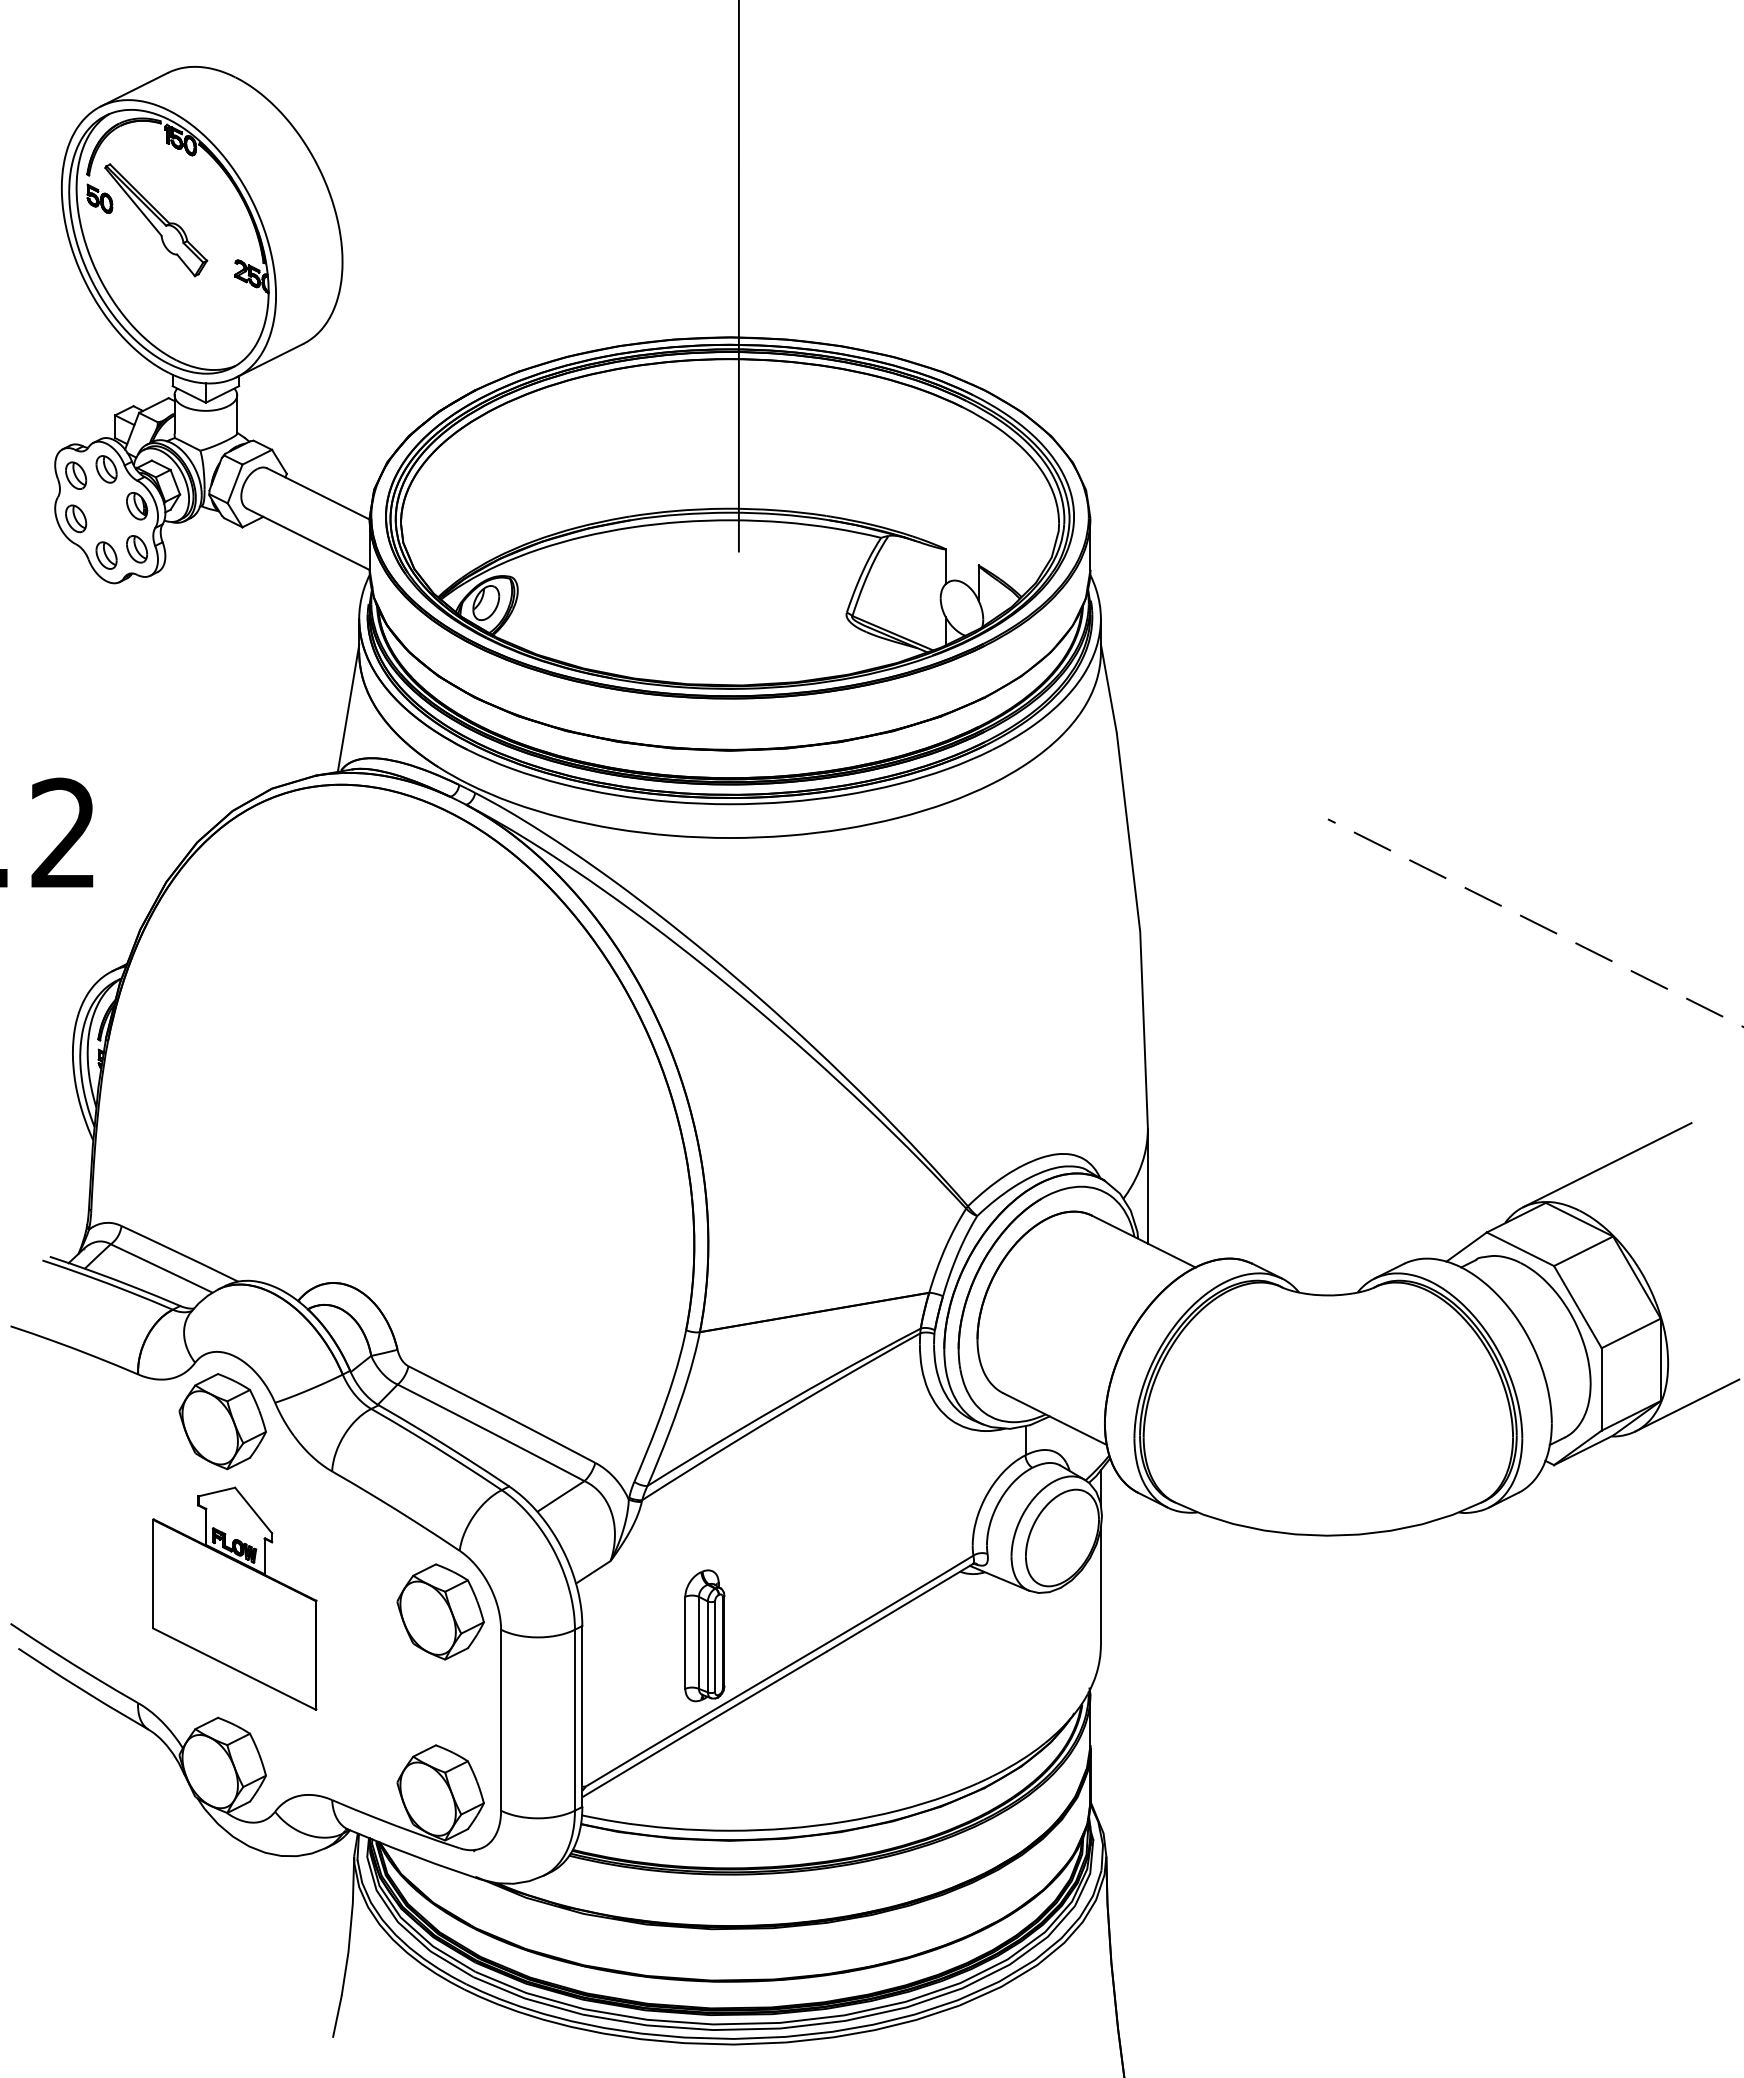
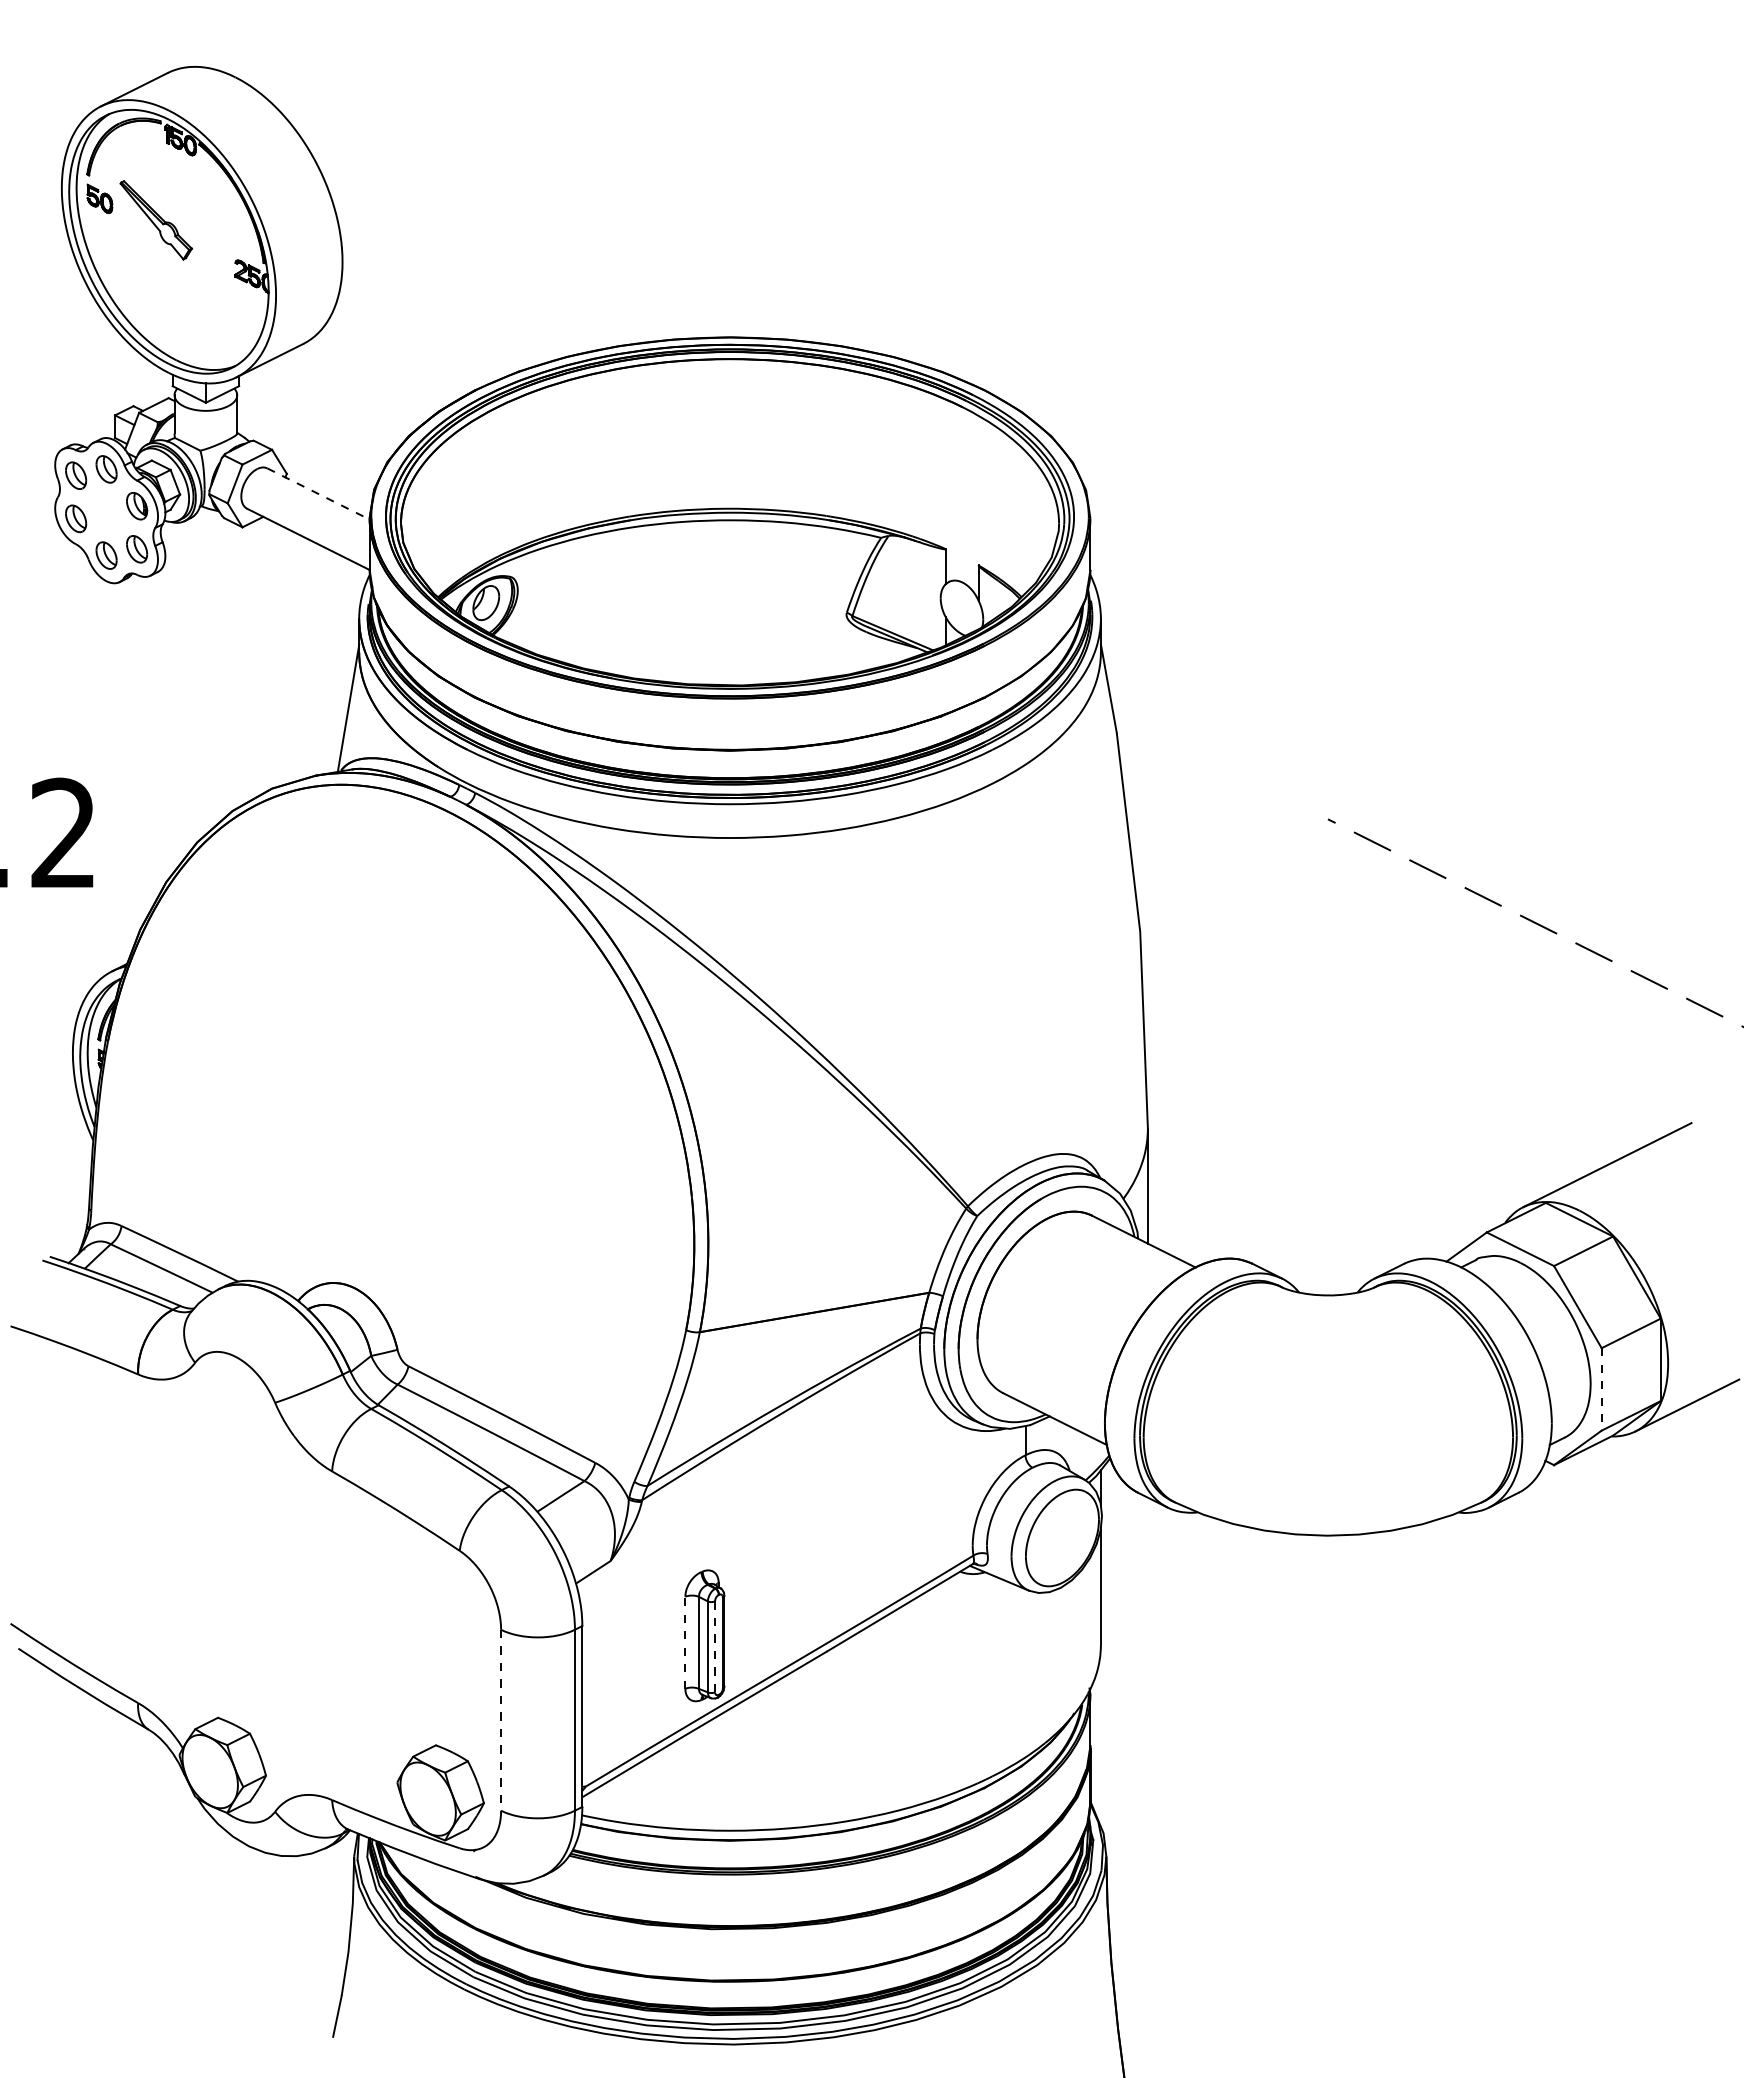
part size: 105x115 px -> 74x81 px (155, 220)
line: present -> none (738, 276)
line: solid -> dashed (318, 494)
line: solid -> dashed (1601, 1389)
part: present -> none (222, 1421)
part: present -> none (234, 1598)
part: present -> none (440, 1611)
line: solid -> dashed (685, 1642)
line: solid -> dashed (715, 1647)
line: solid -> dashed (501, 1720)
